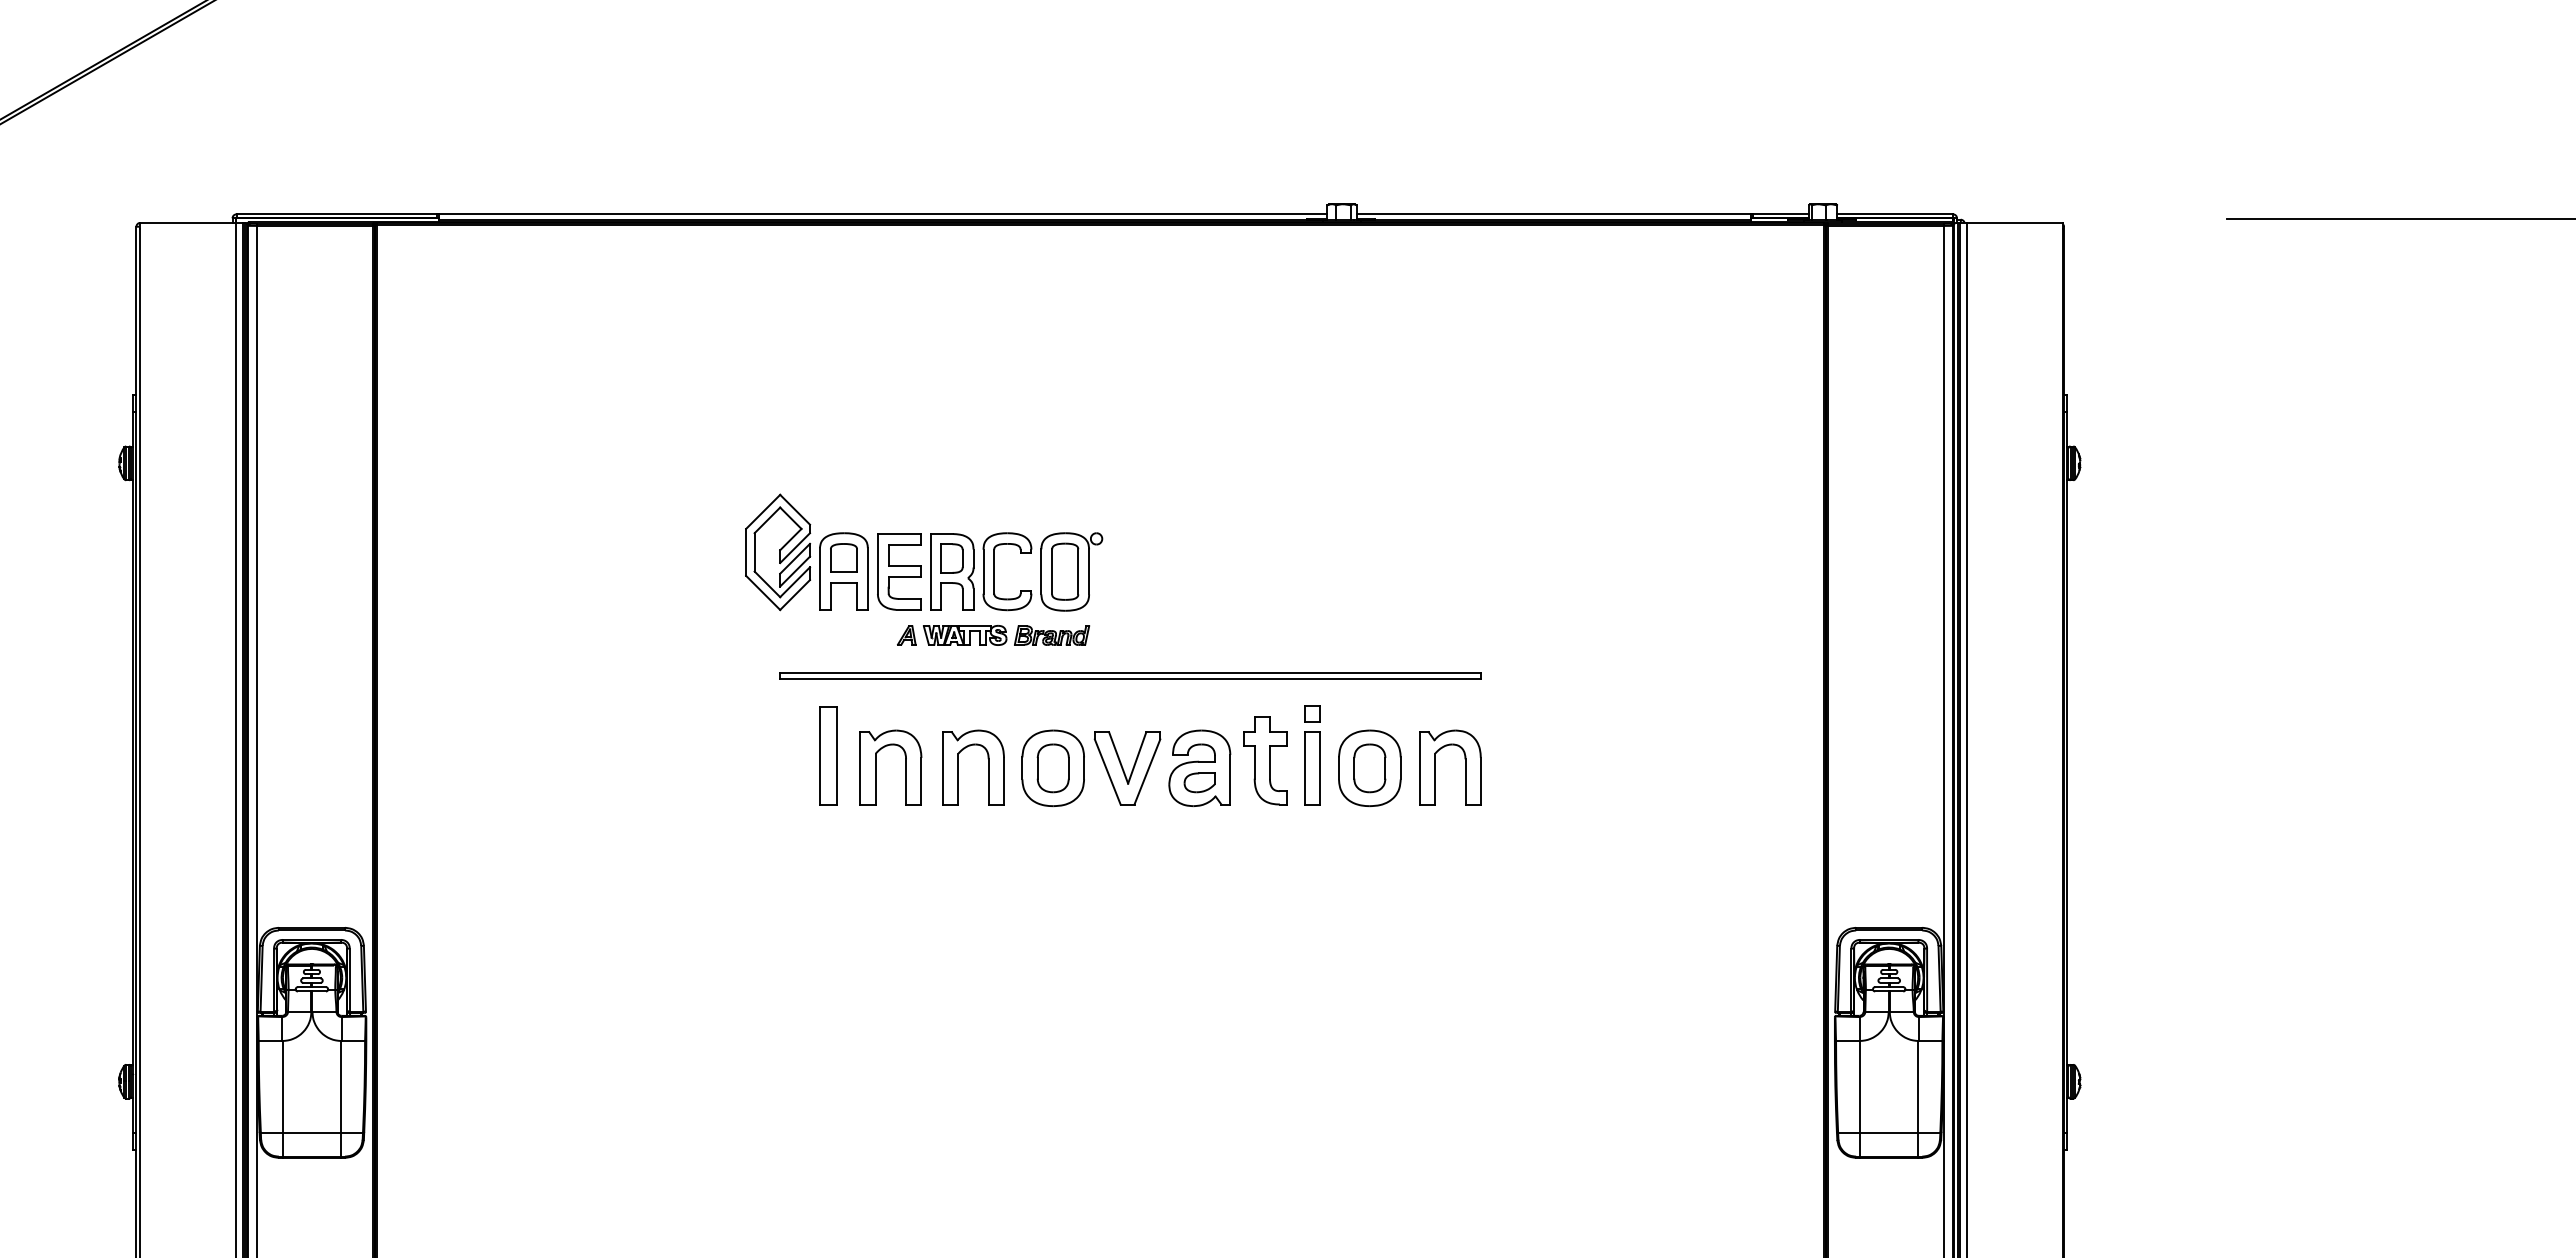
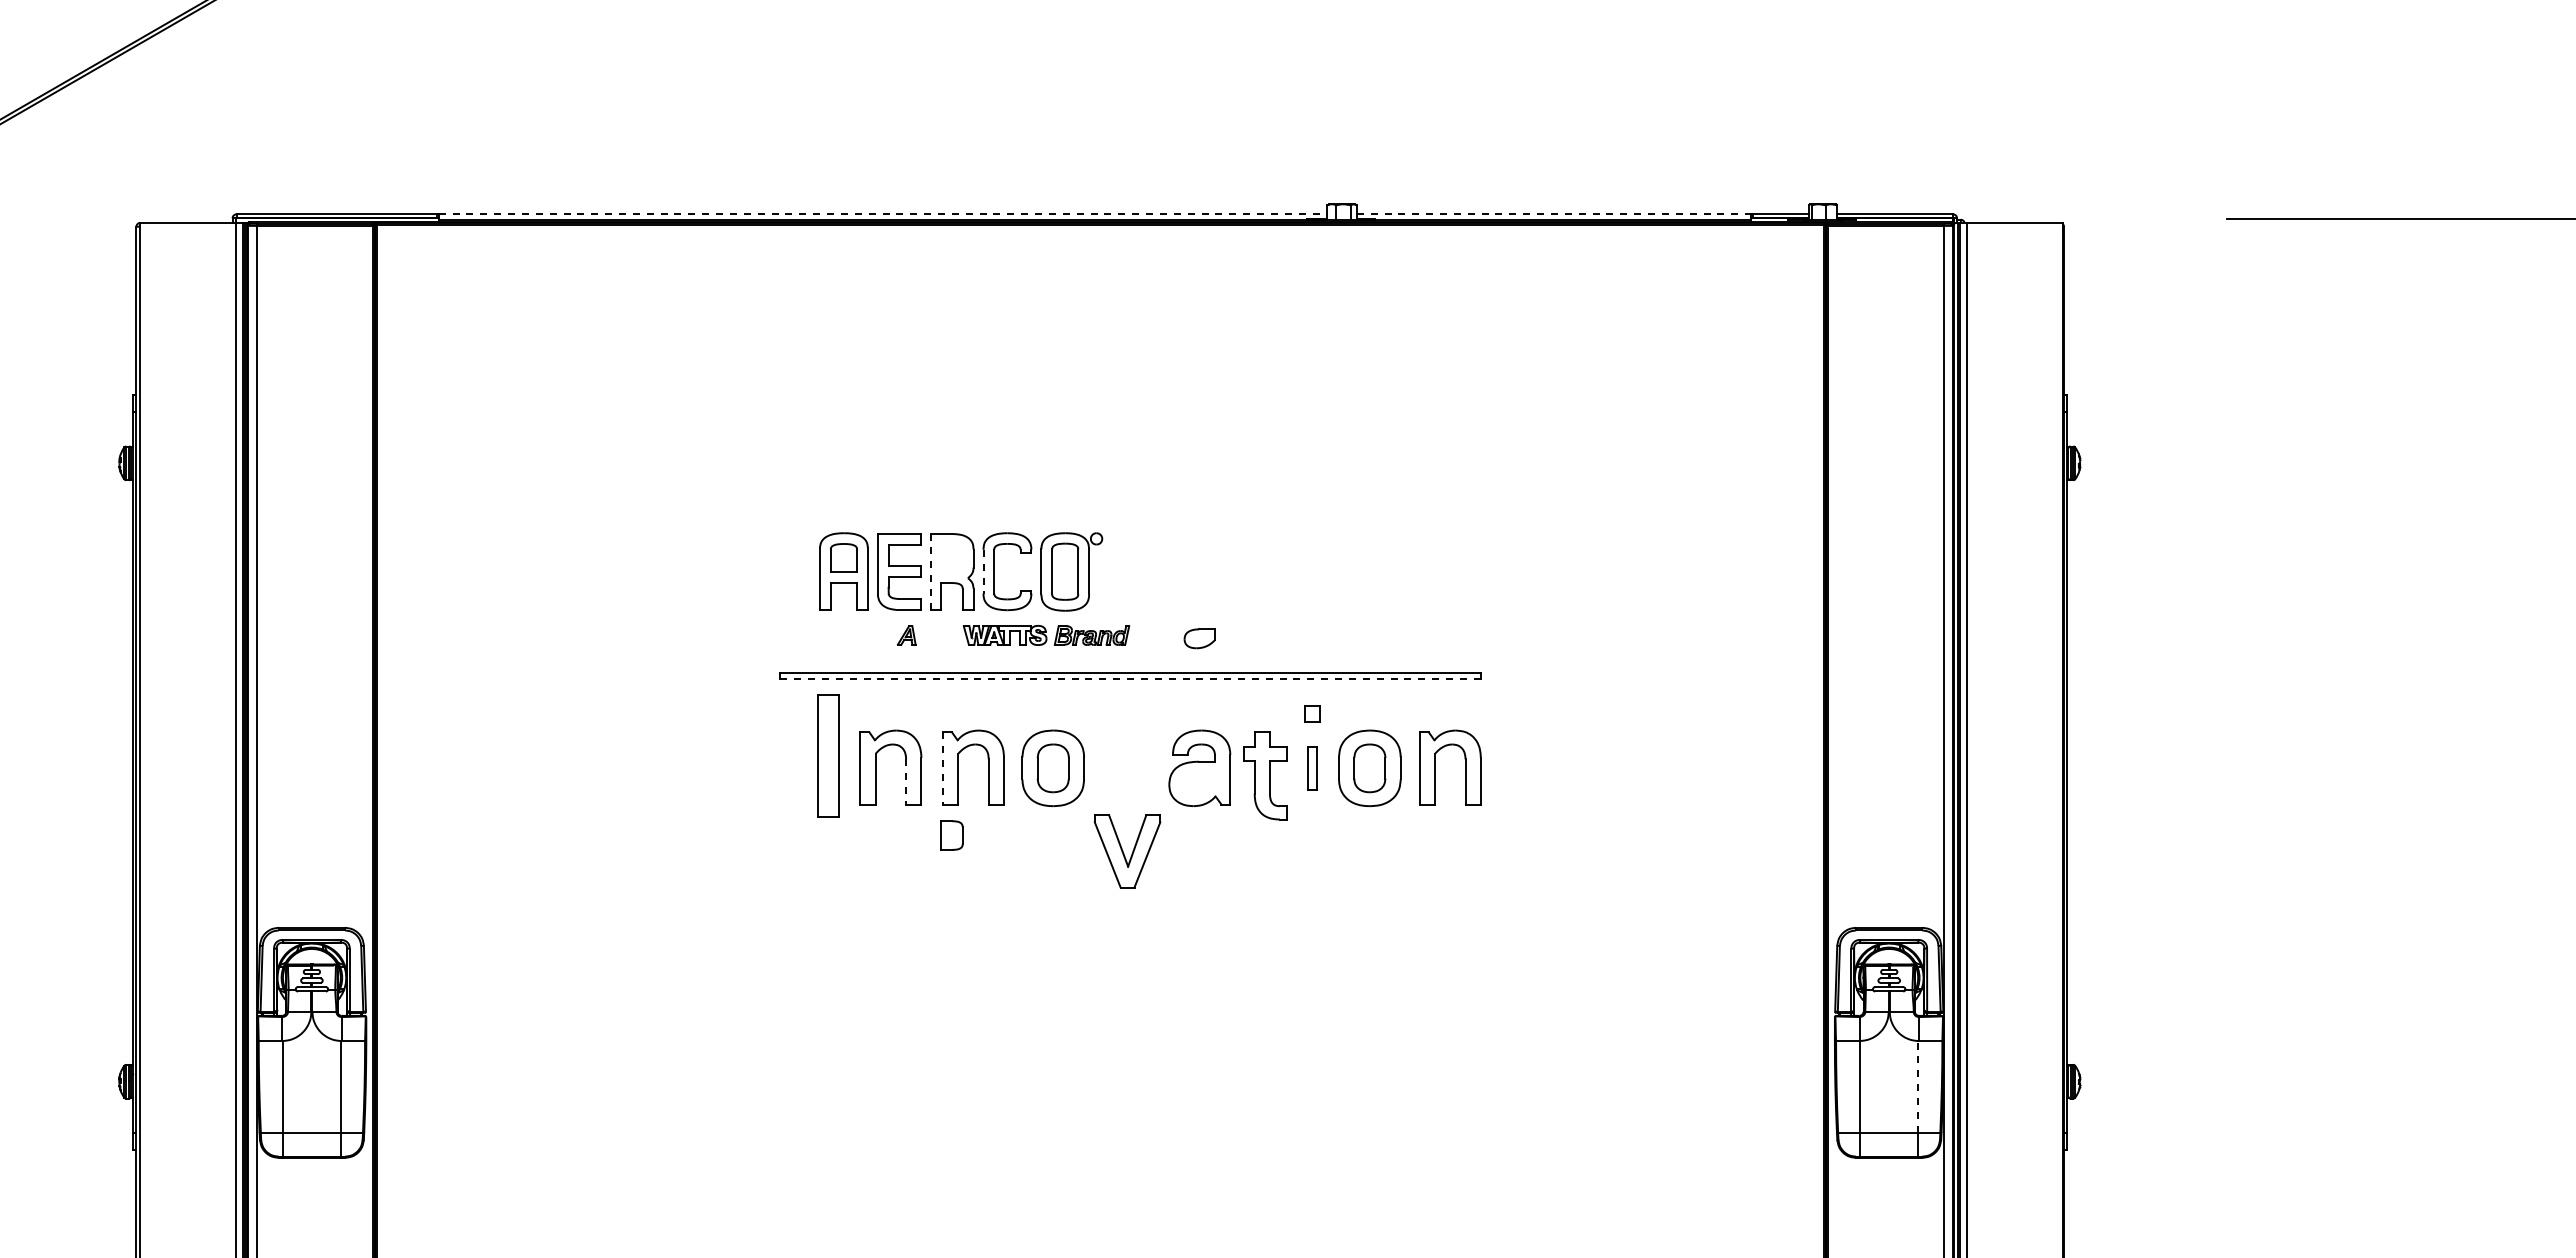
line: solid -> dashed (883, 214)
line: solid -> dashed (1554, 214)
part: present -> none (778, 552)
part position: (951, 558) -> (951, 835) (951, 835)
line: solid -> dashed (930, 571)
line: solid -> dashed (983, 571)
part position: (1006, 635) -> (1046, 635) (1046, 635)
line: solid -> dashed (1131, 679)
part size: 19x100 px -> 23x124 px (828, 755)
part position: (1265, 760) -> (1265, 775) (1265, 775)
line: solid -> dashed (942, 768)
part position: (1127, 768) -> (1127, 851) (1127, 851)
part size: 17x75 px -> 11x45 px (1312, 768)
line: solid -> dashed (906, 781)
part position: (1199, 782) -> (1199, 638) (1199, 638)
line: solid -> dashed (1918, 1086)
